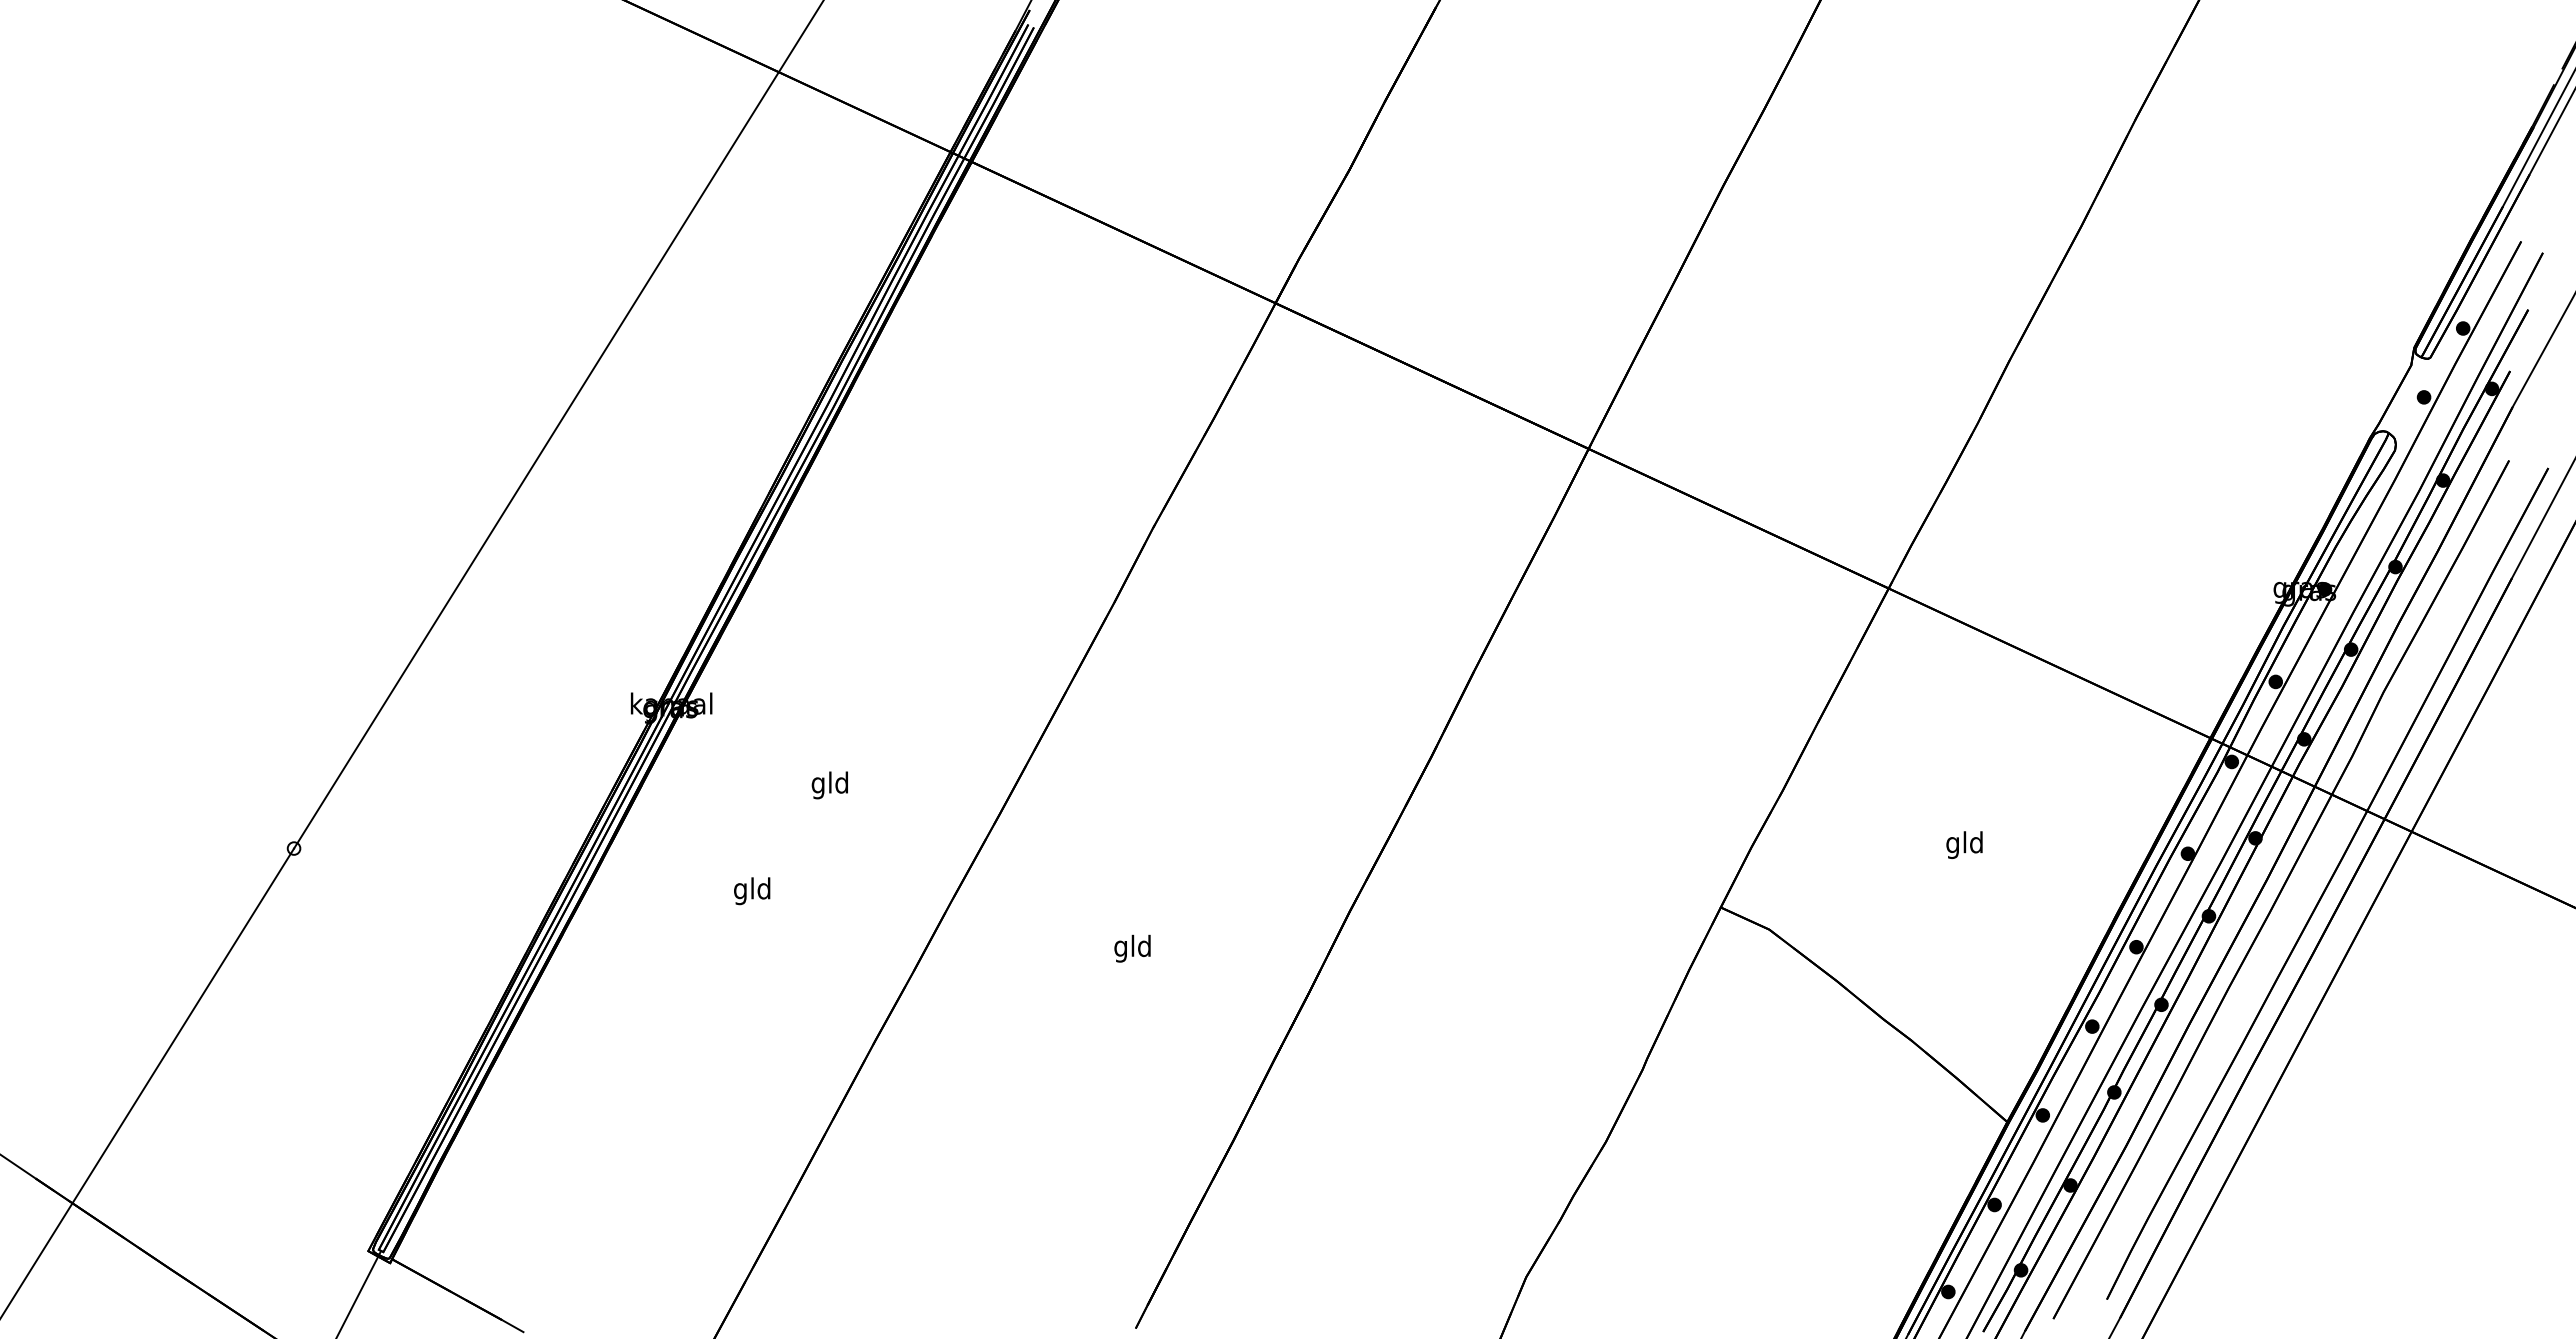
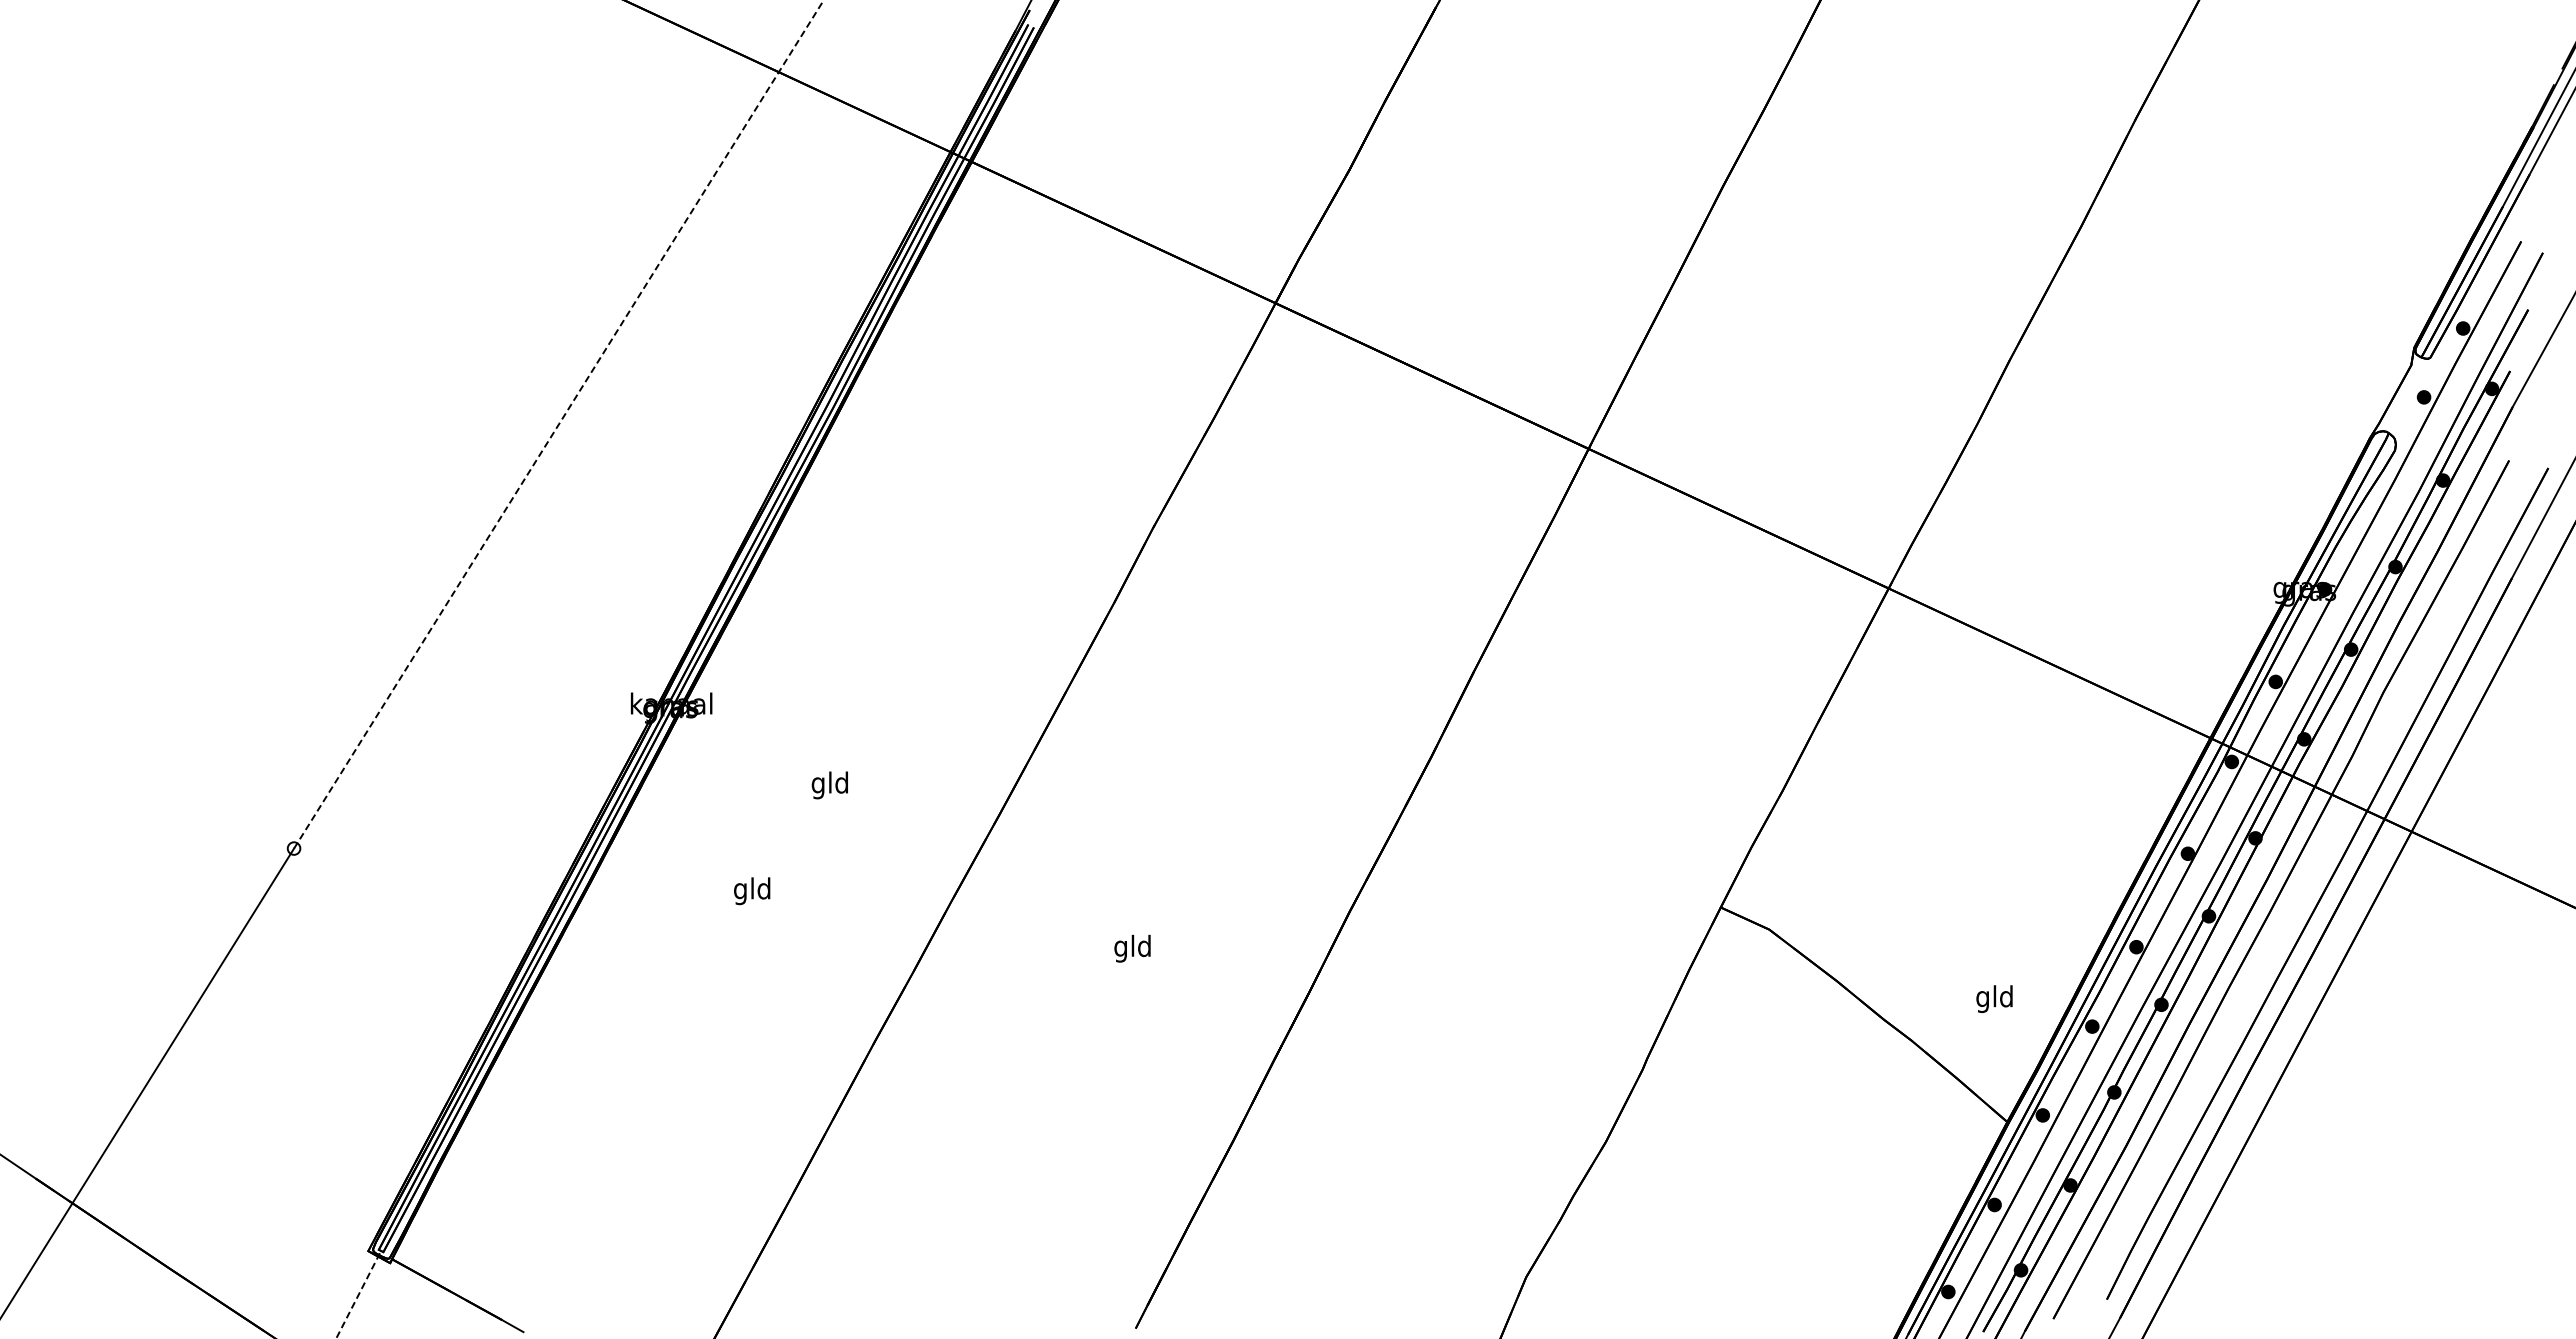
line: solid -> dashed (558, 424)
text position: (1964, 844) -> (1994, 998) (1994, 998)
line: solid -> dashed (358, 1294)
